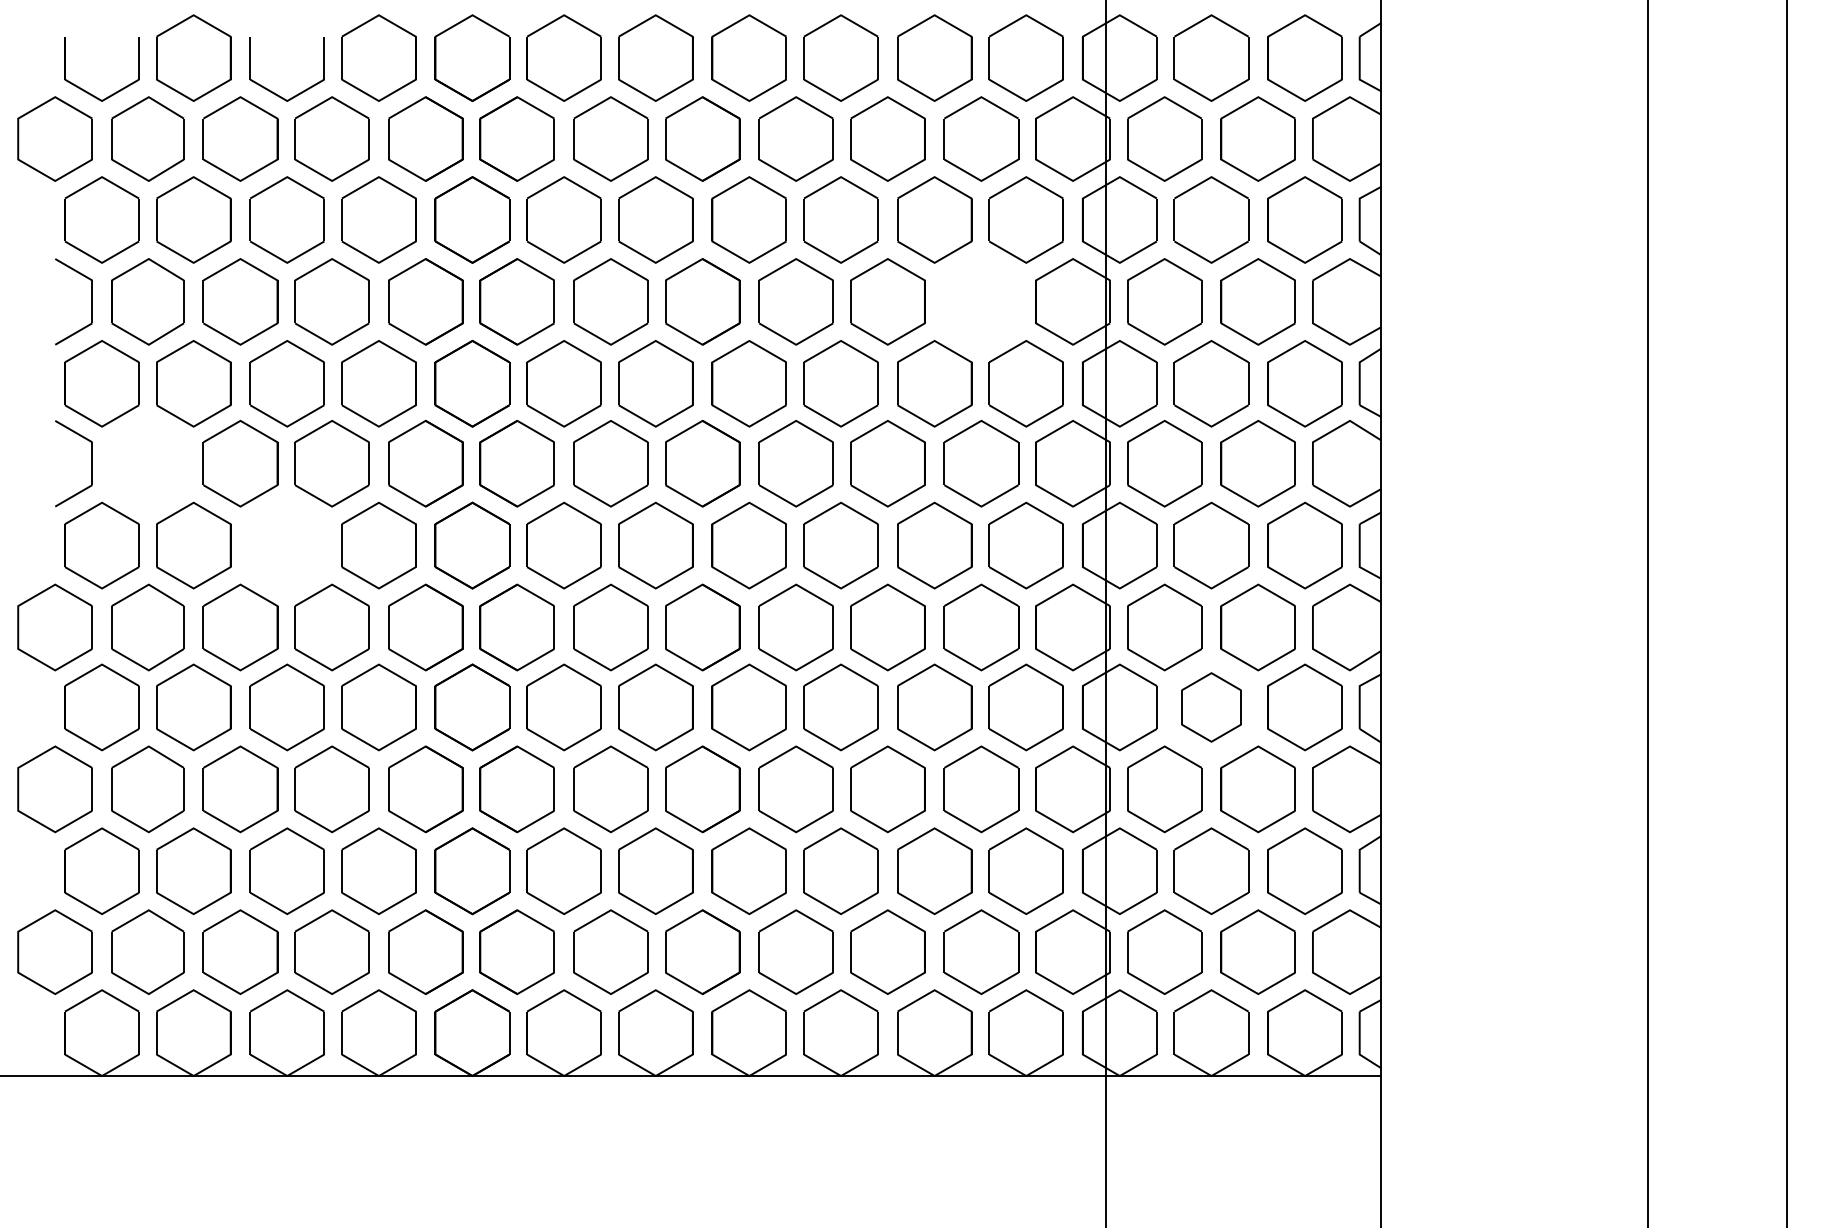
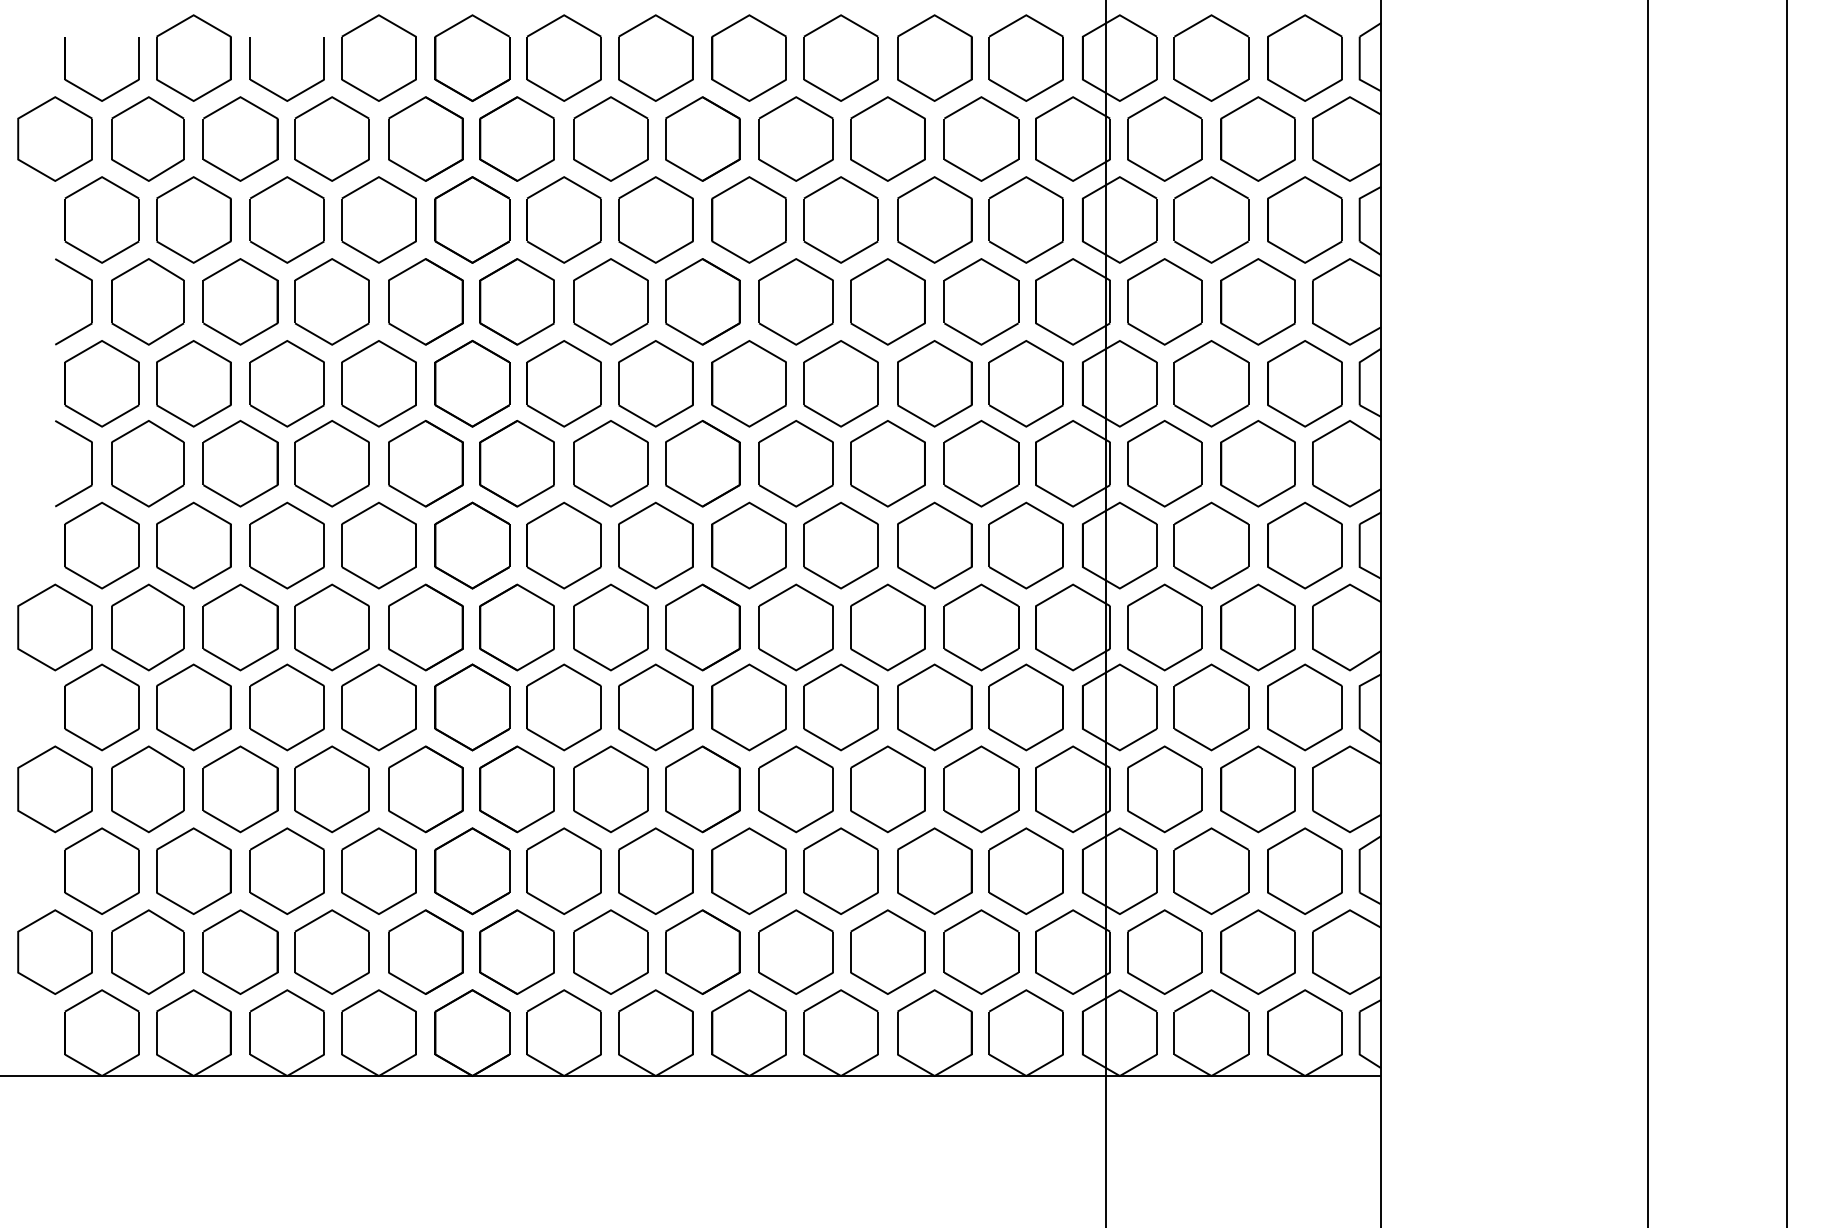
part: none -> present (981, 301)
part: none -> present (147, 463)
part: none -> present (286, 545)
part size: 61x71 px -> 77x89 px (1211, 707)
